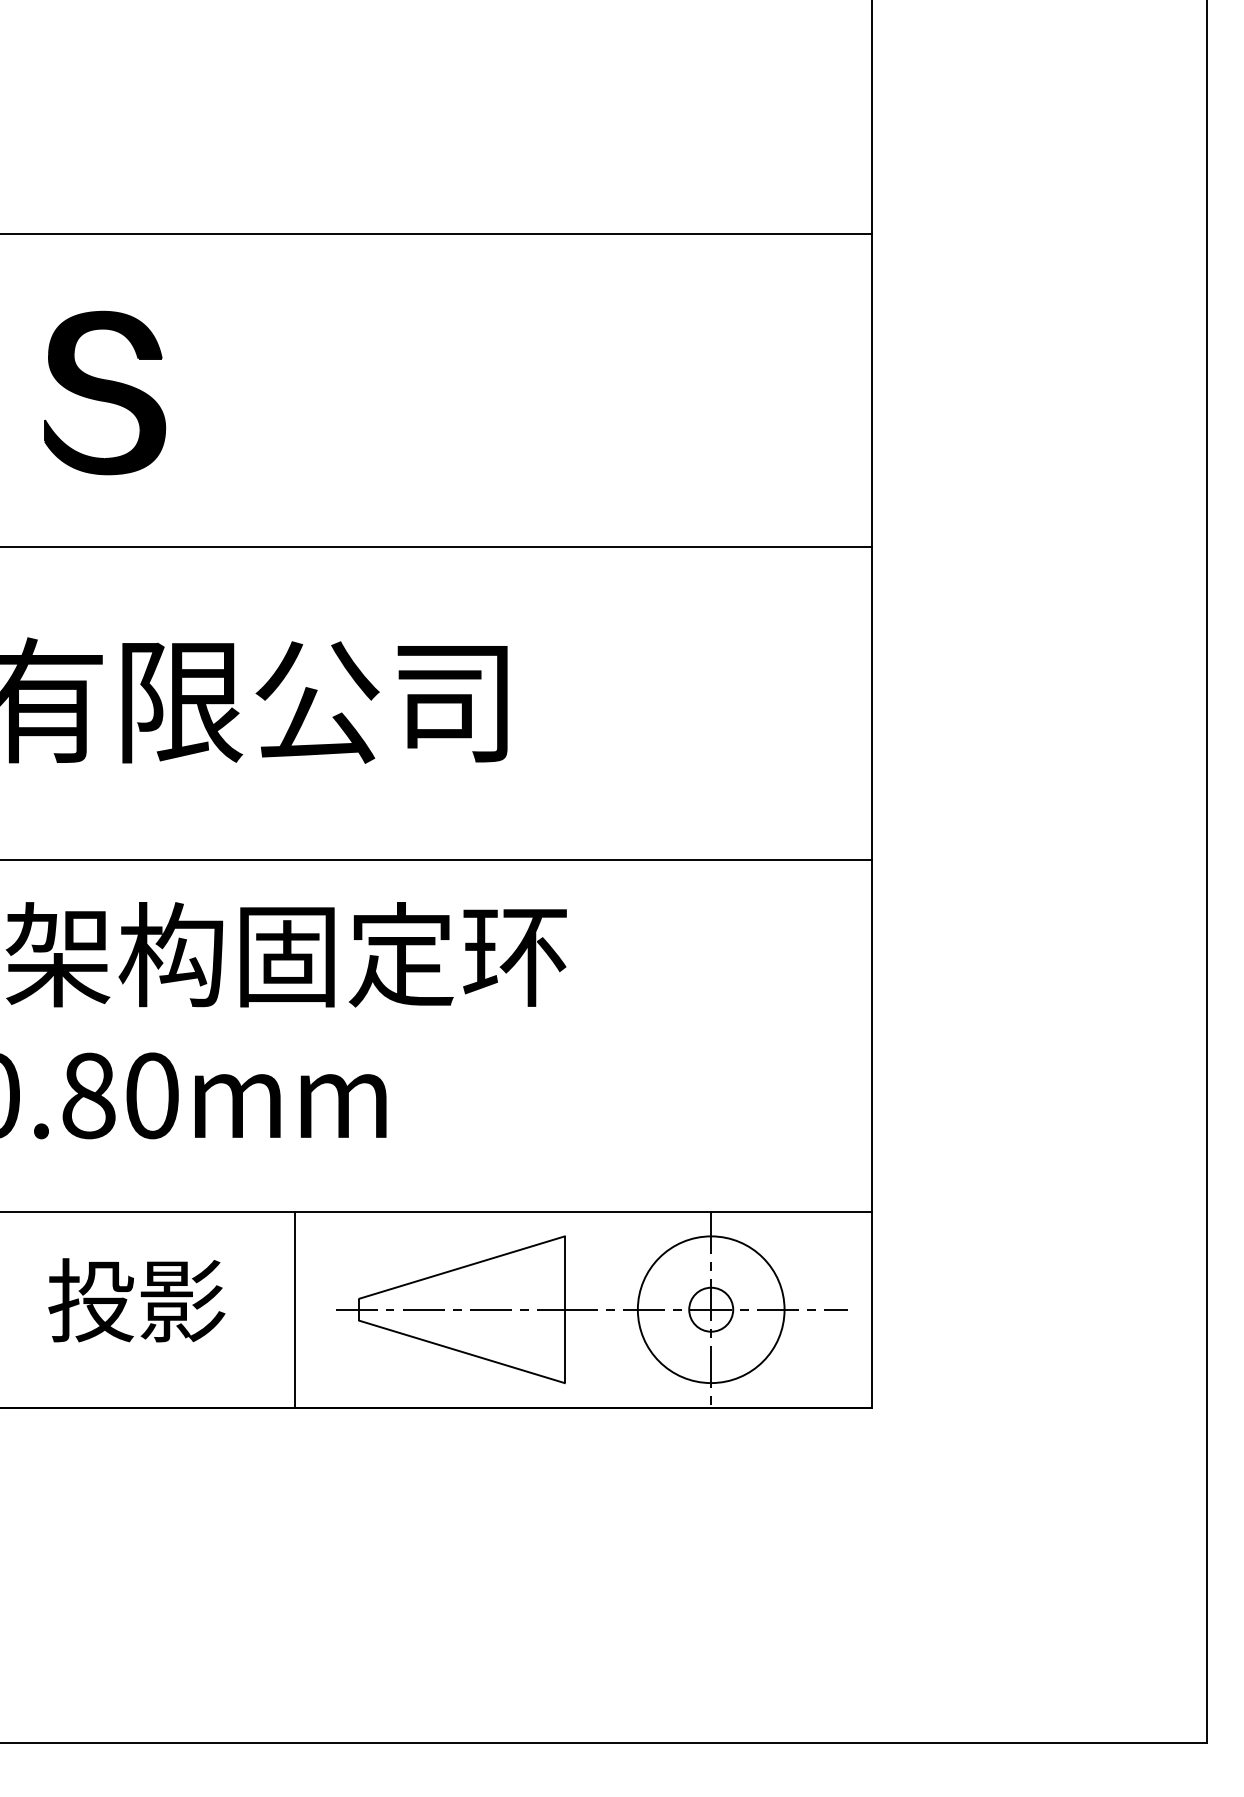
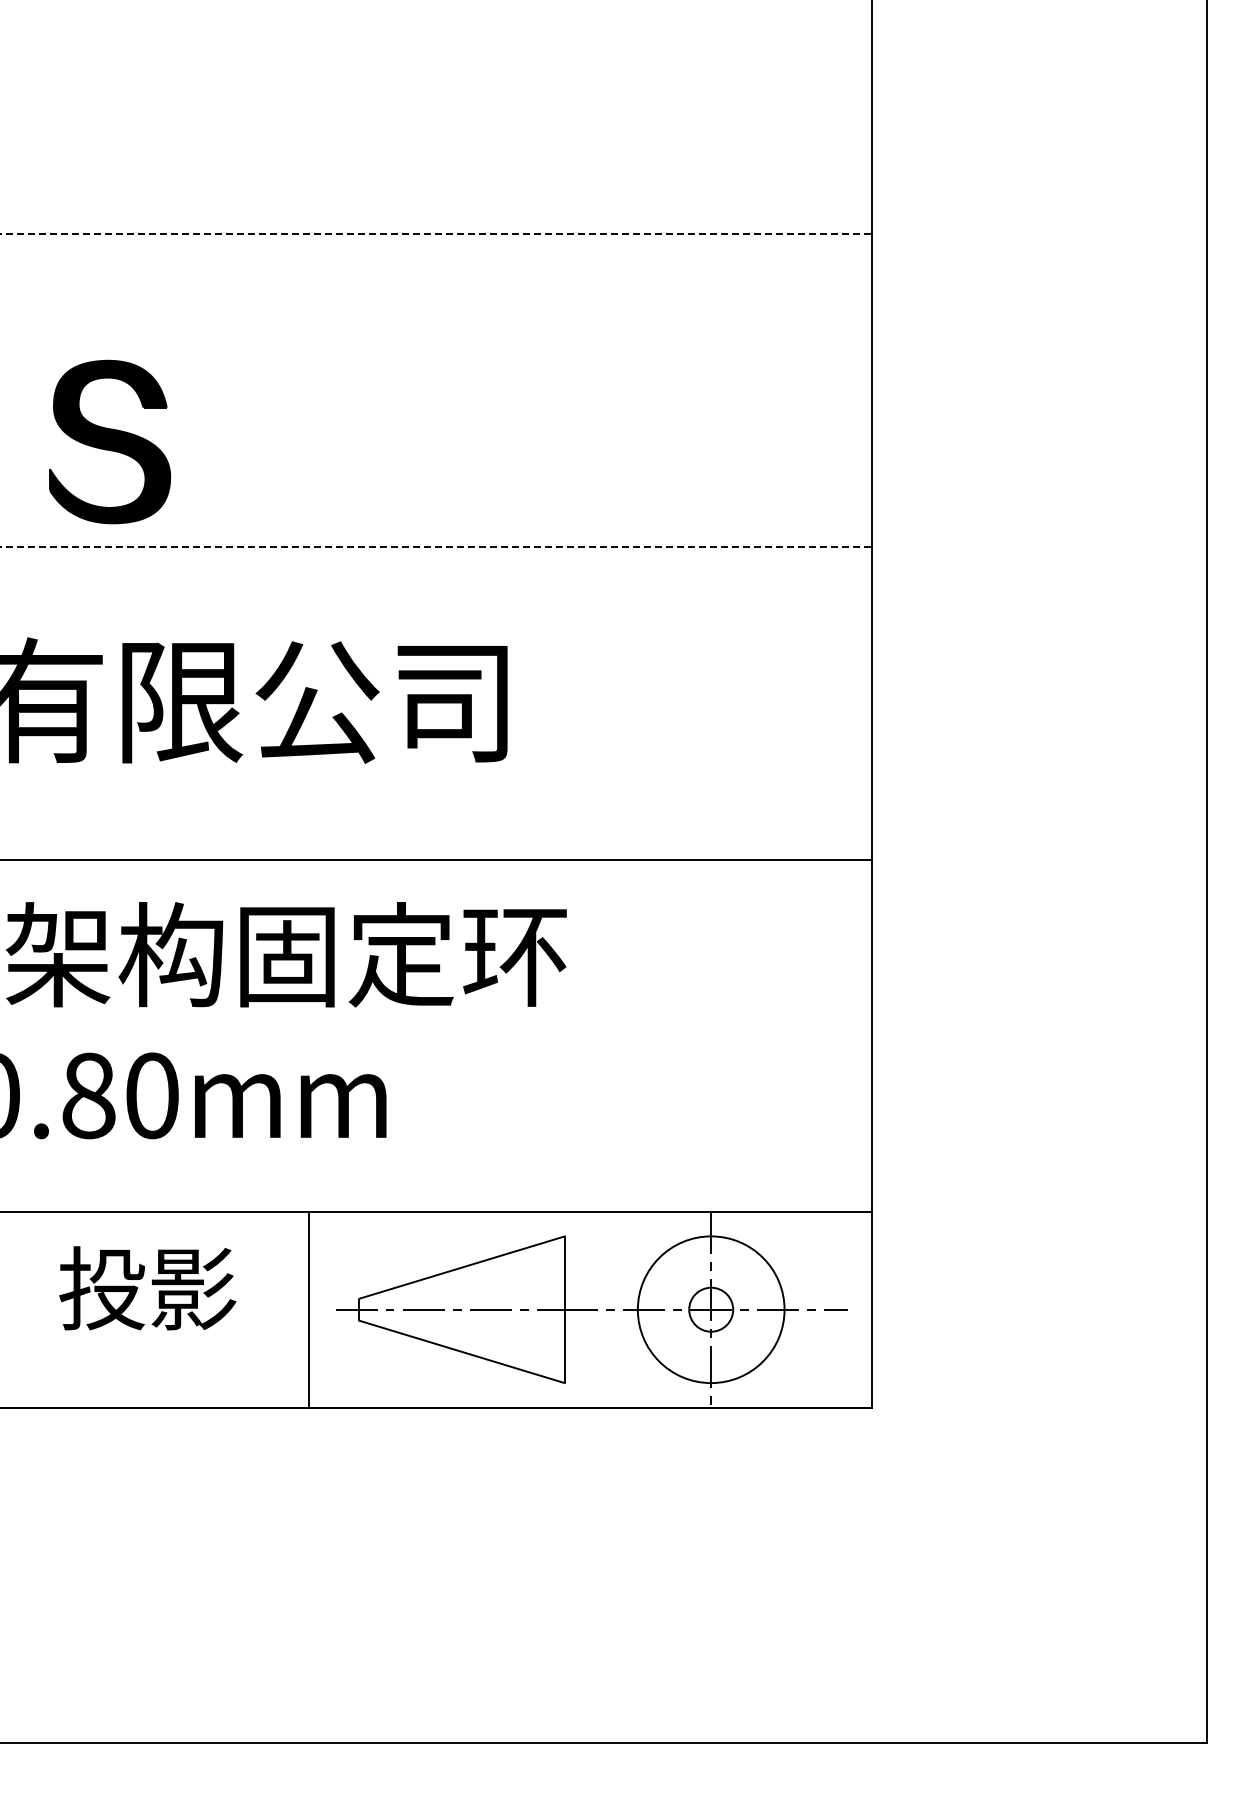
line: solid -> dashed (436, 233)
part position: (105, 392) -> (110, 441) (110, 441)
line: solid -> dashed (436, 546)
text position: (136, 1300) -> (147, 1288) (147, 1288)
line position: (295, 1309) -> (309, 1309) (309, 1309)
